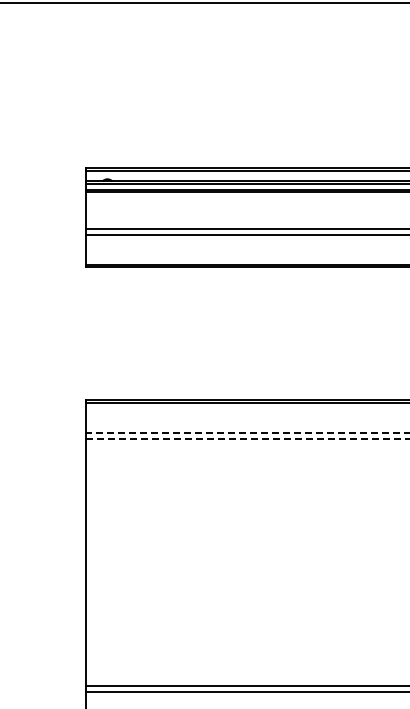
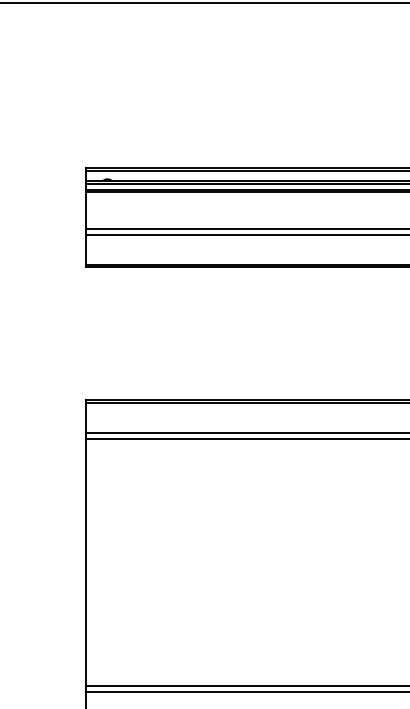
line: dashed -> solid (247, 432)
line: dashed -> solid (247, 438)
